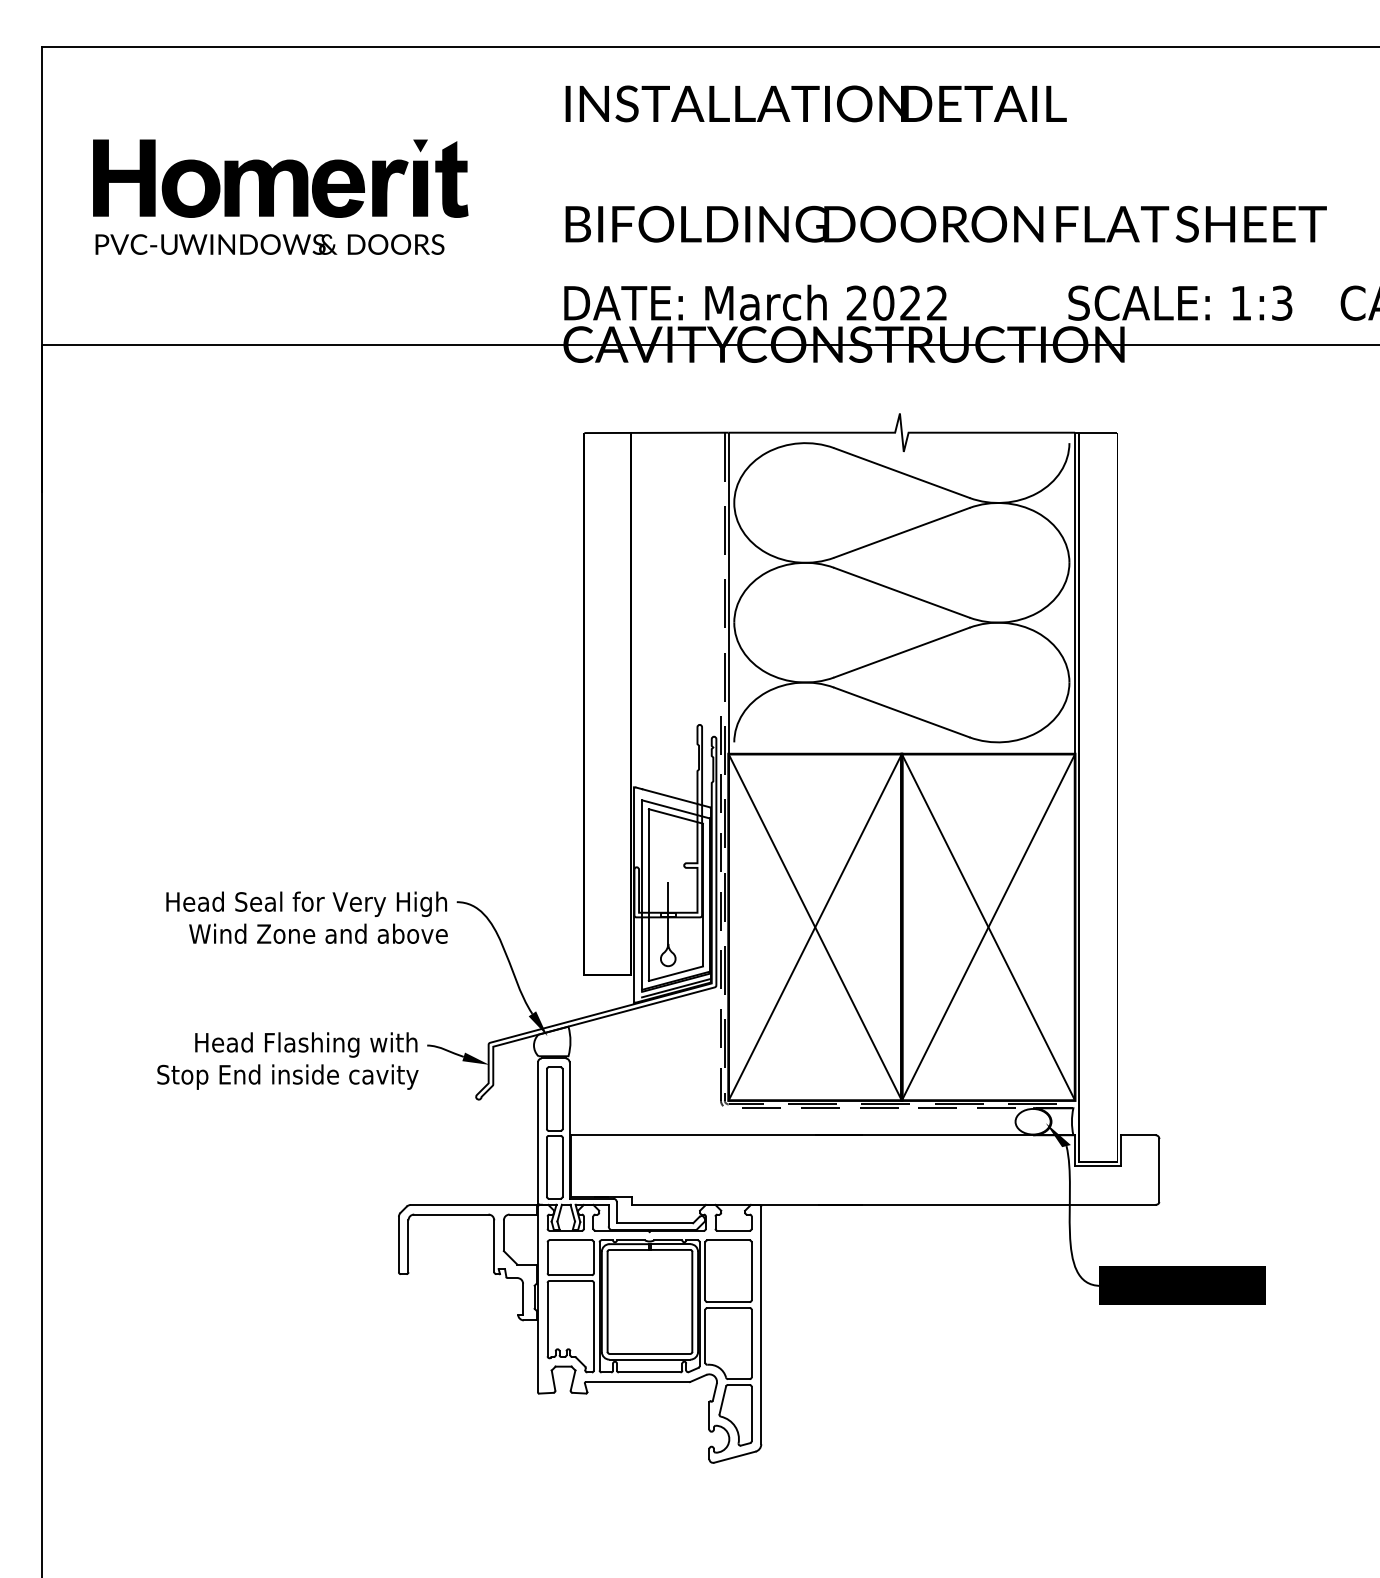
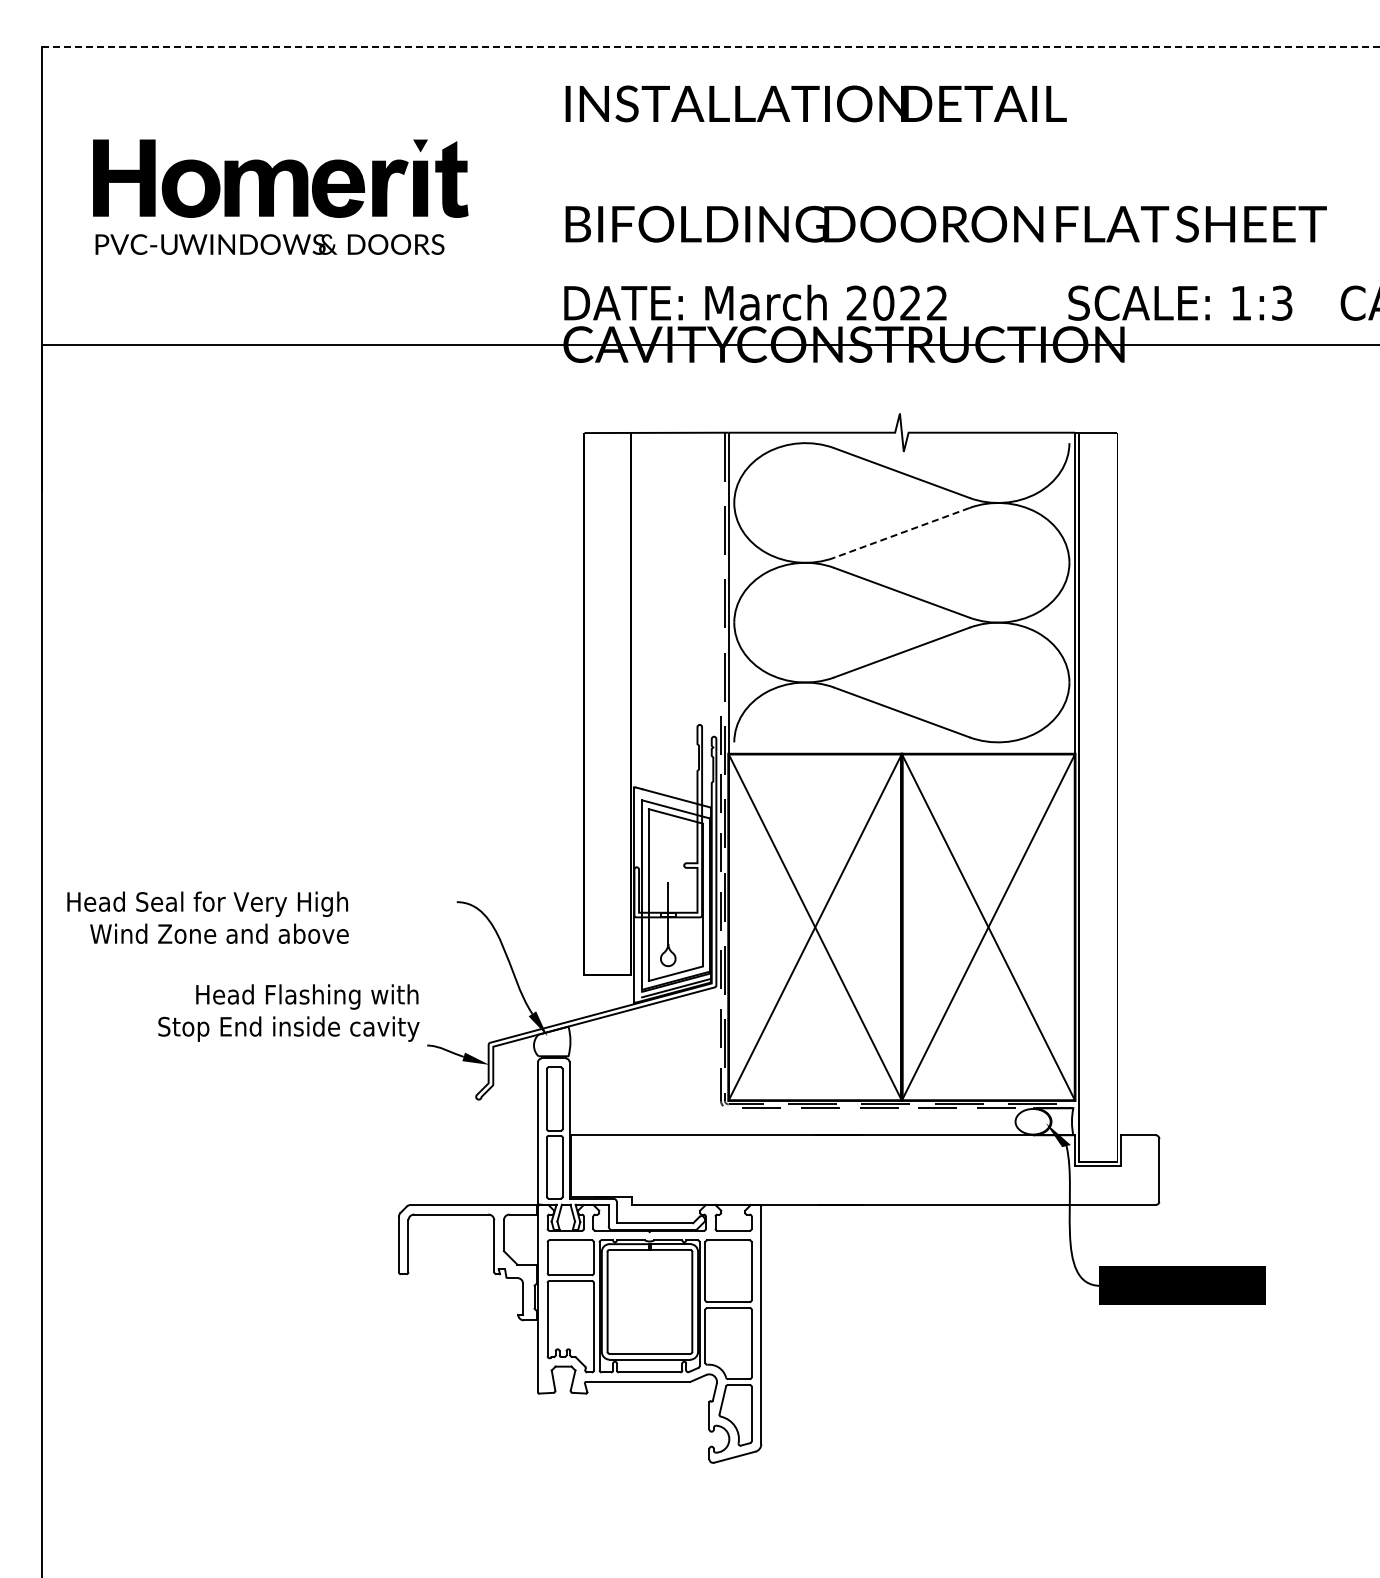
line: solid -> dashed (710, 47)
line: solid -> dashed (901, 533)
text position: (306, 917) -> (207, 917) (207, 917)
text position: (287, 1060) -> (288, 1012) (288, 1012)
